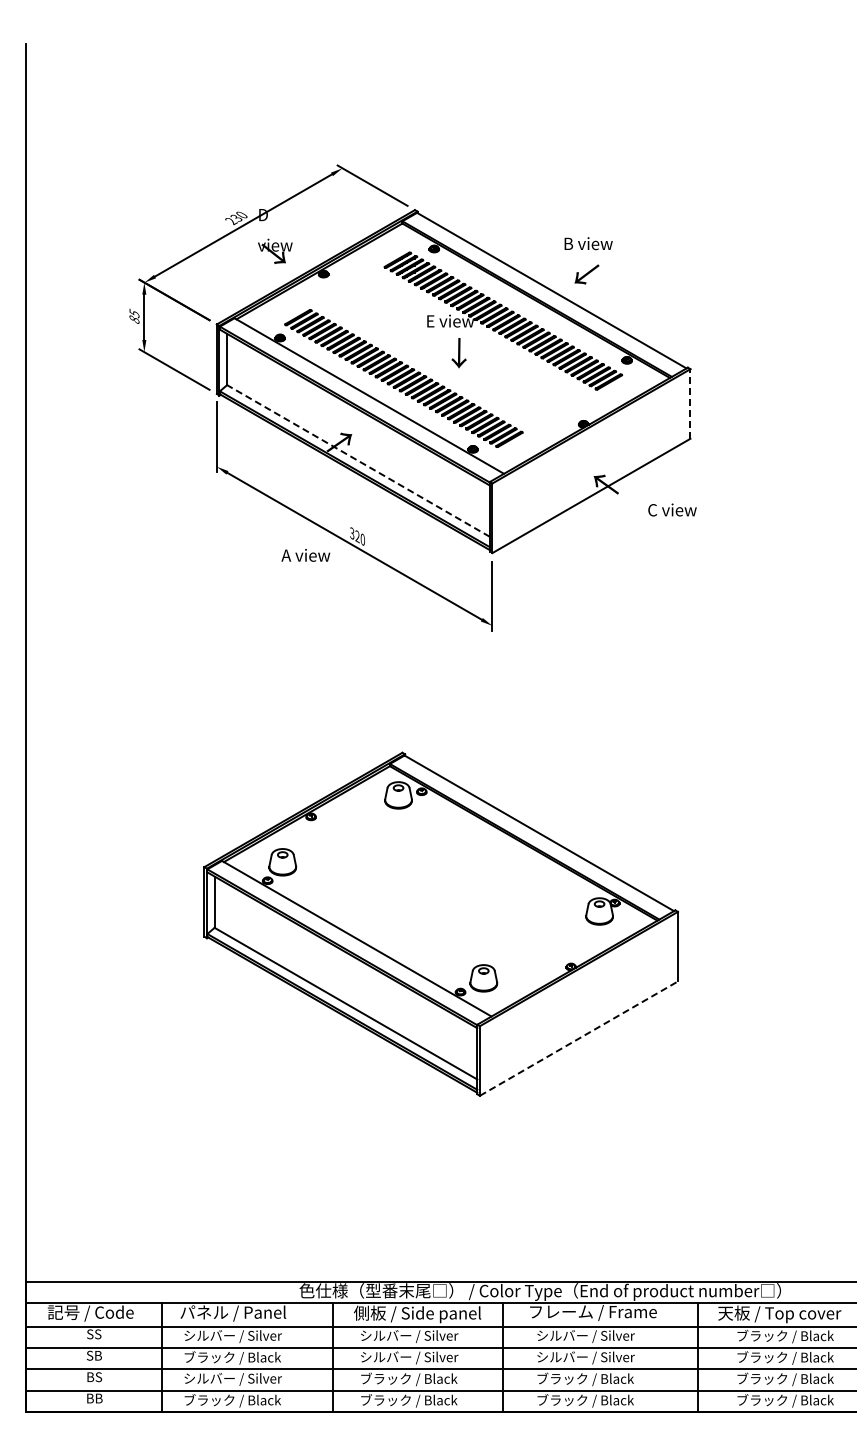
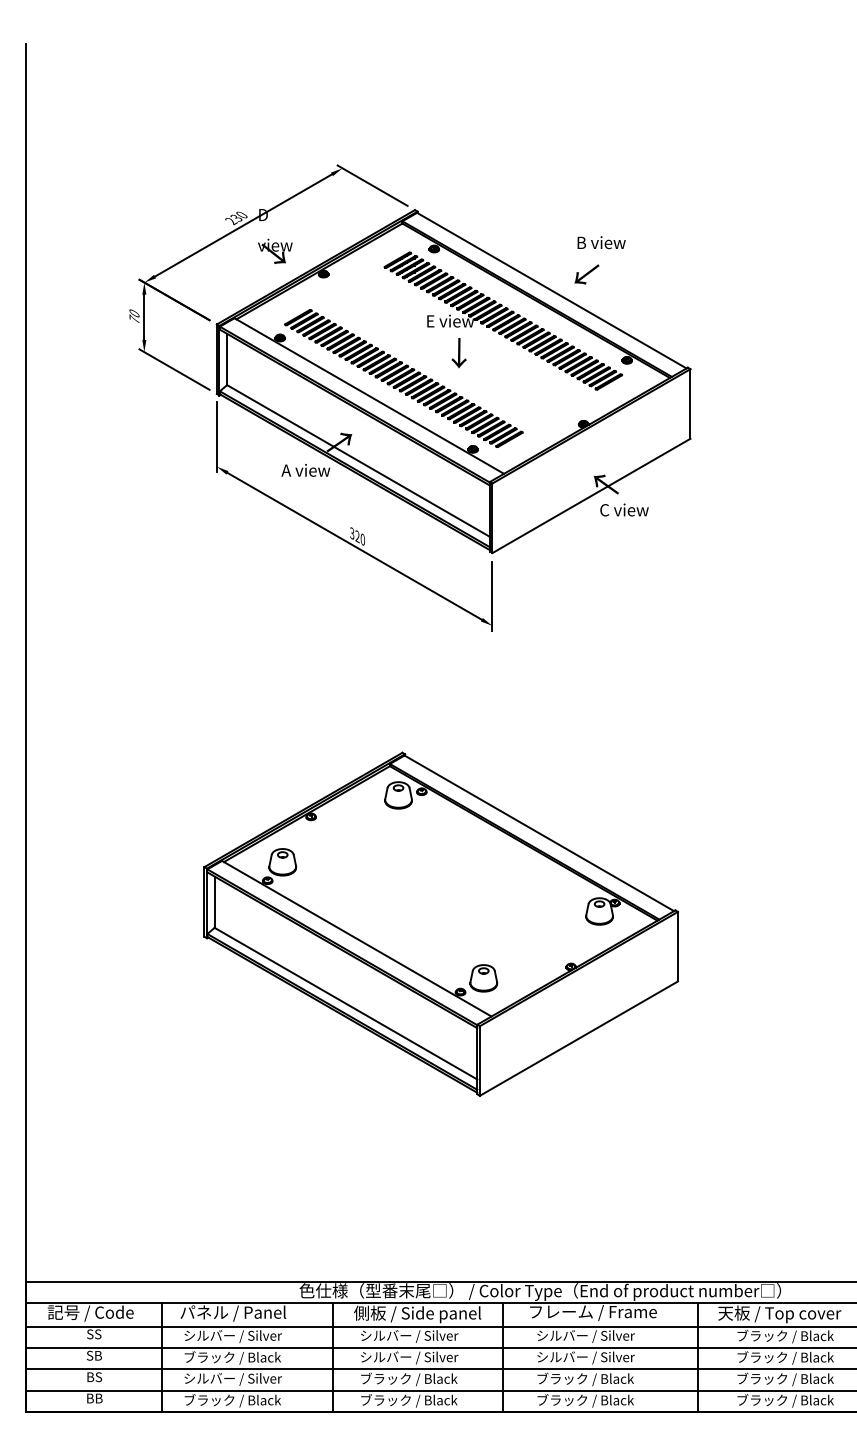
text position: (588, 243) -> (601, 242) (601, 242)
text: 85 -> 70 (134, 315)
line: dashed -> solid (690, 403)
line: dashed -> solid (358, 460)
text position: (672, 509) -> (624, 509) (624, 509)
text position: (305, 555) -> (305, 470) (305, 470)
line: dashed -> solid (579, 1038)
